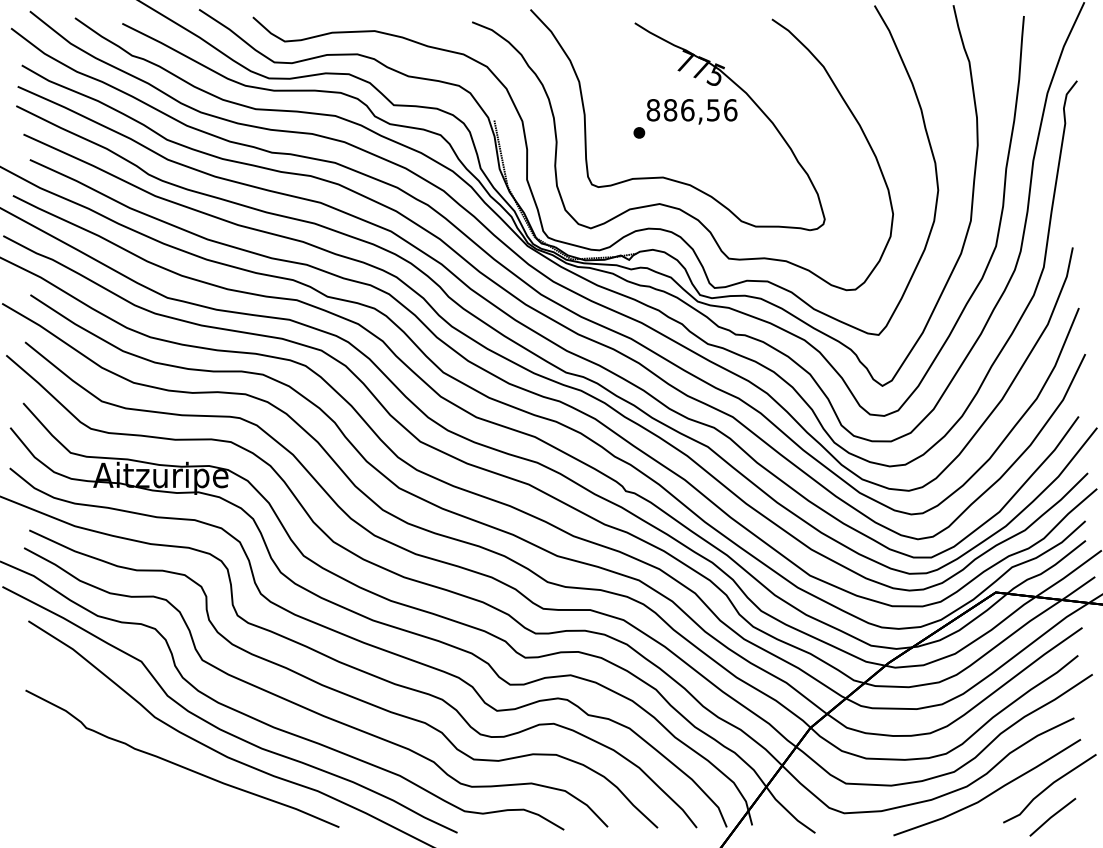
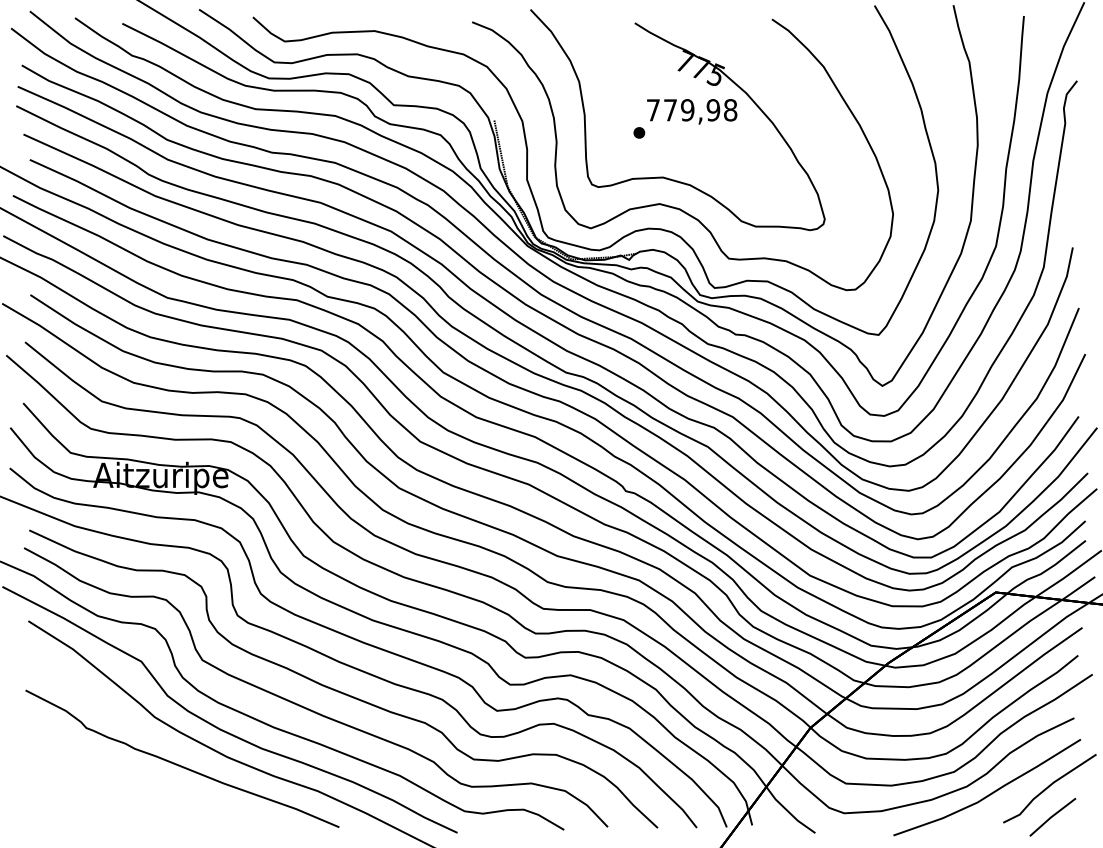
text: 886,56 -> 779,98 (691, 110)
